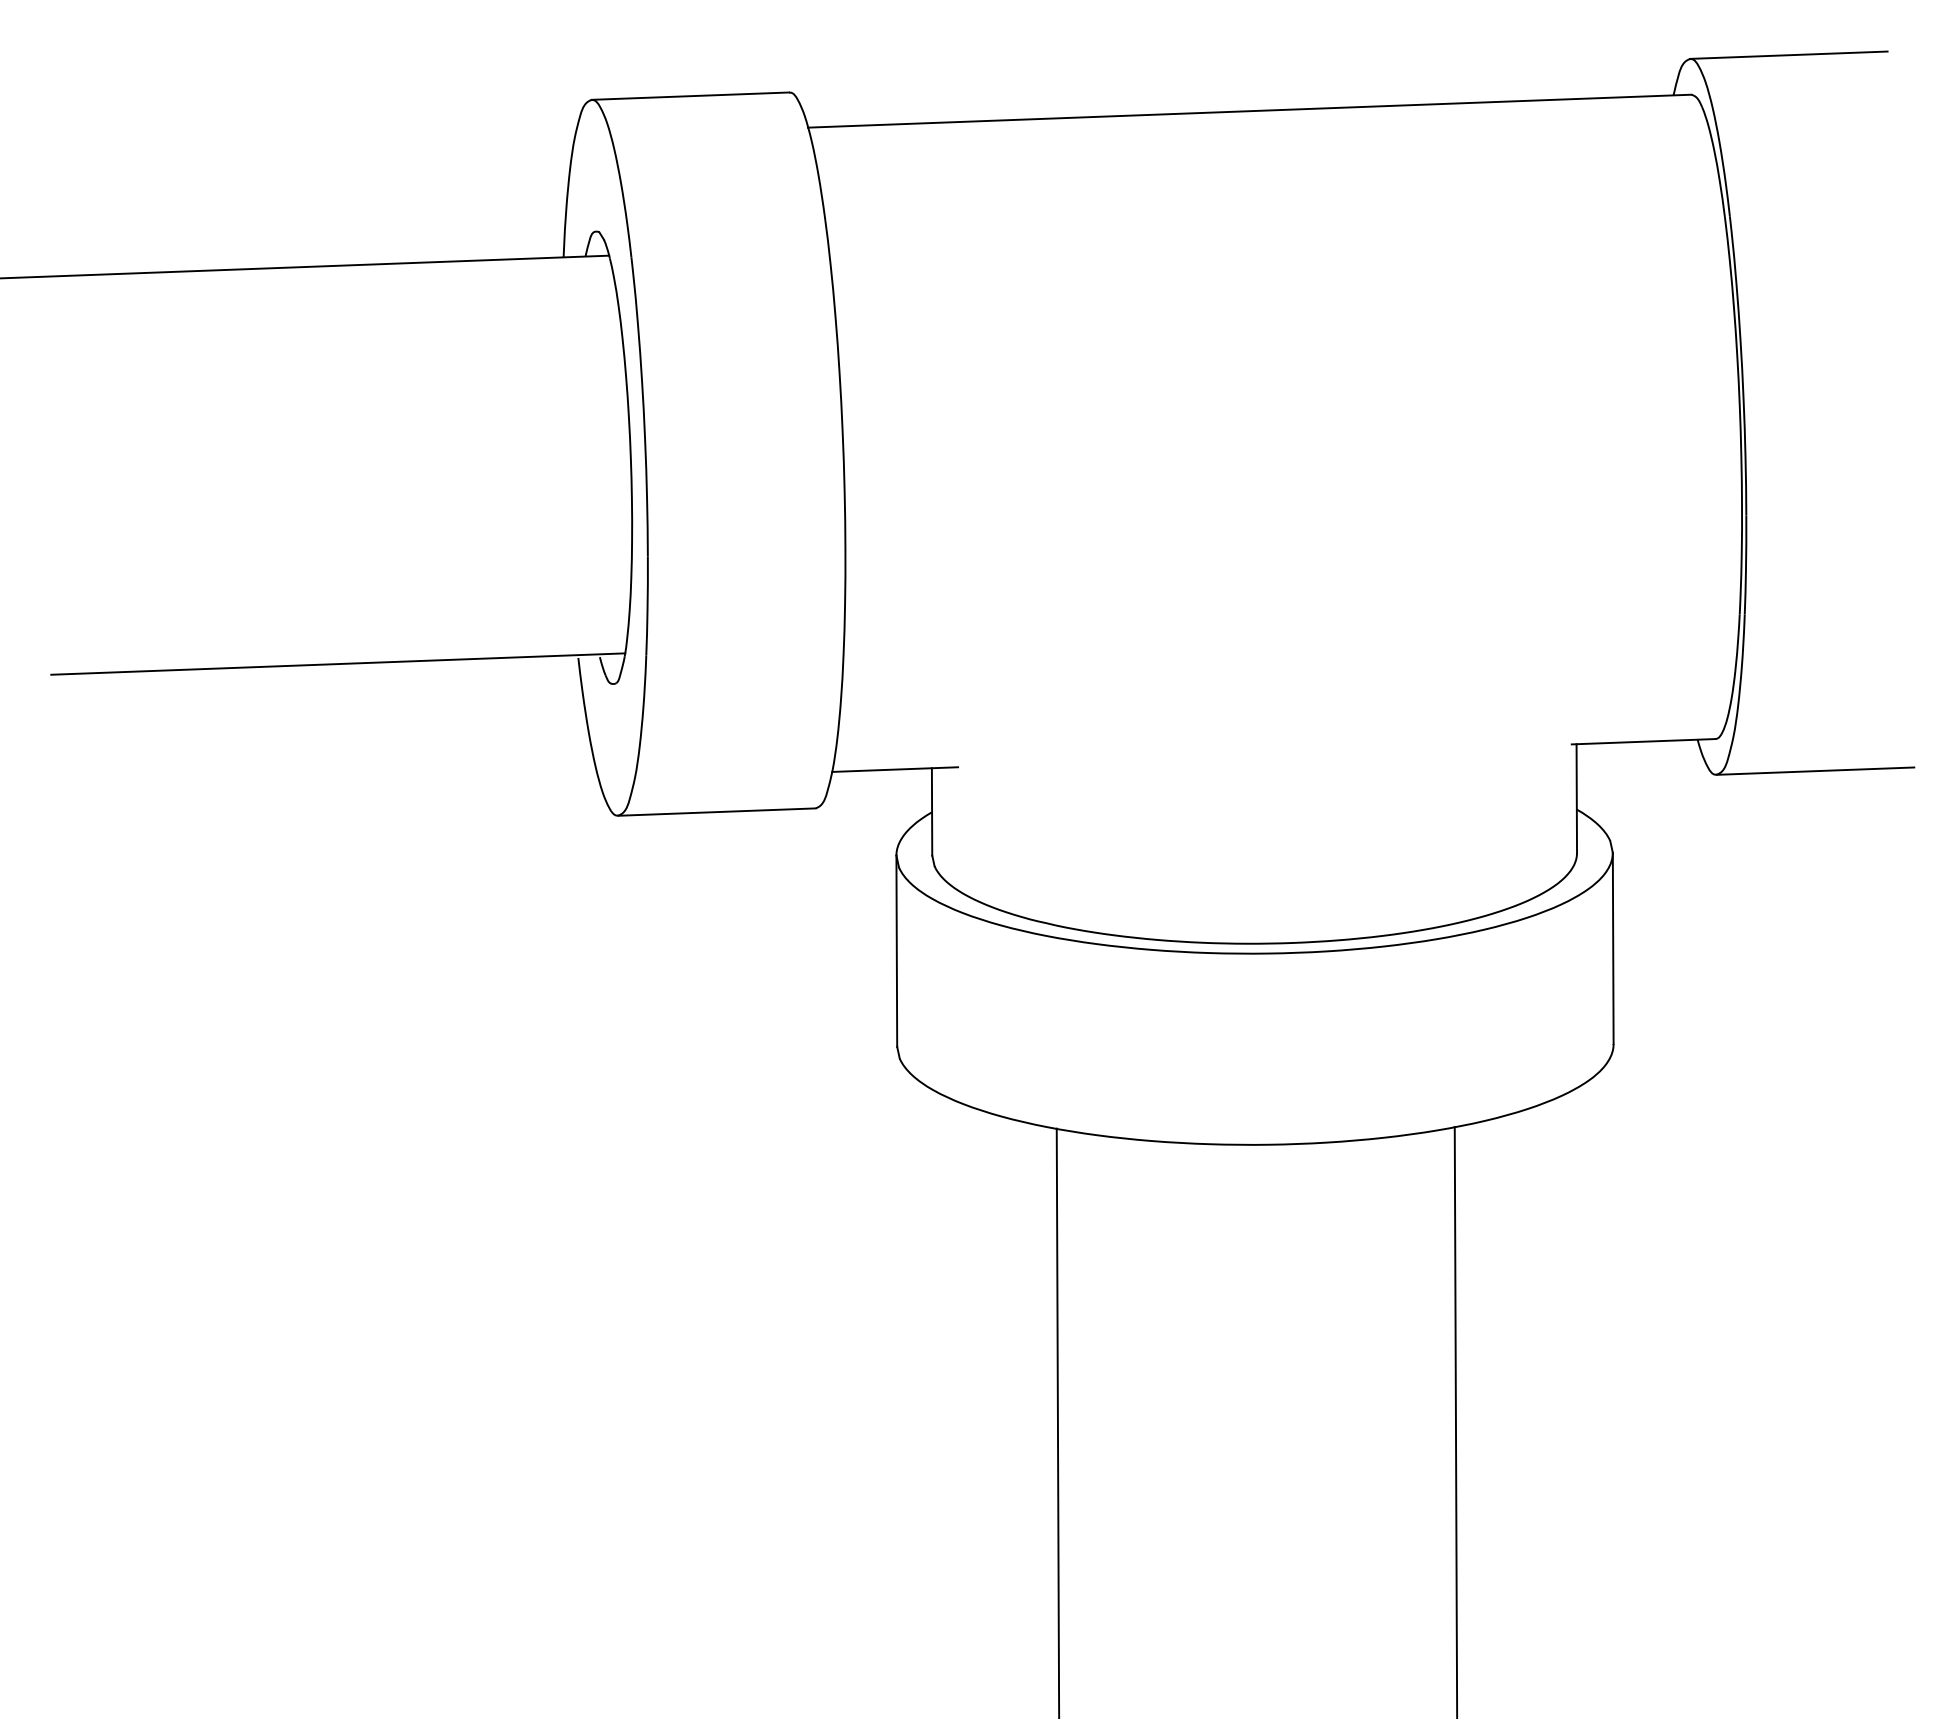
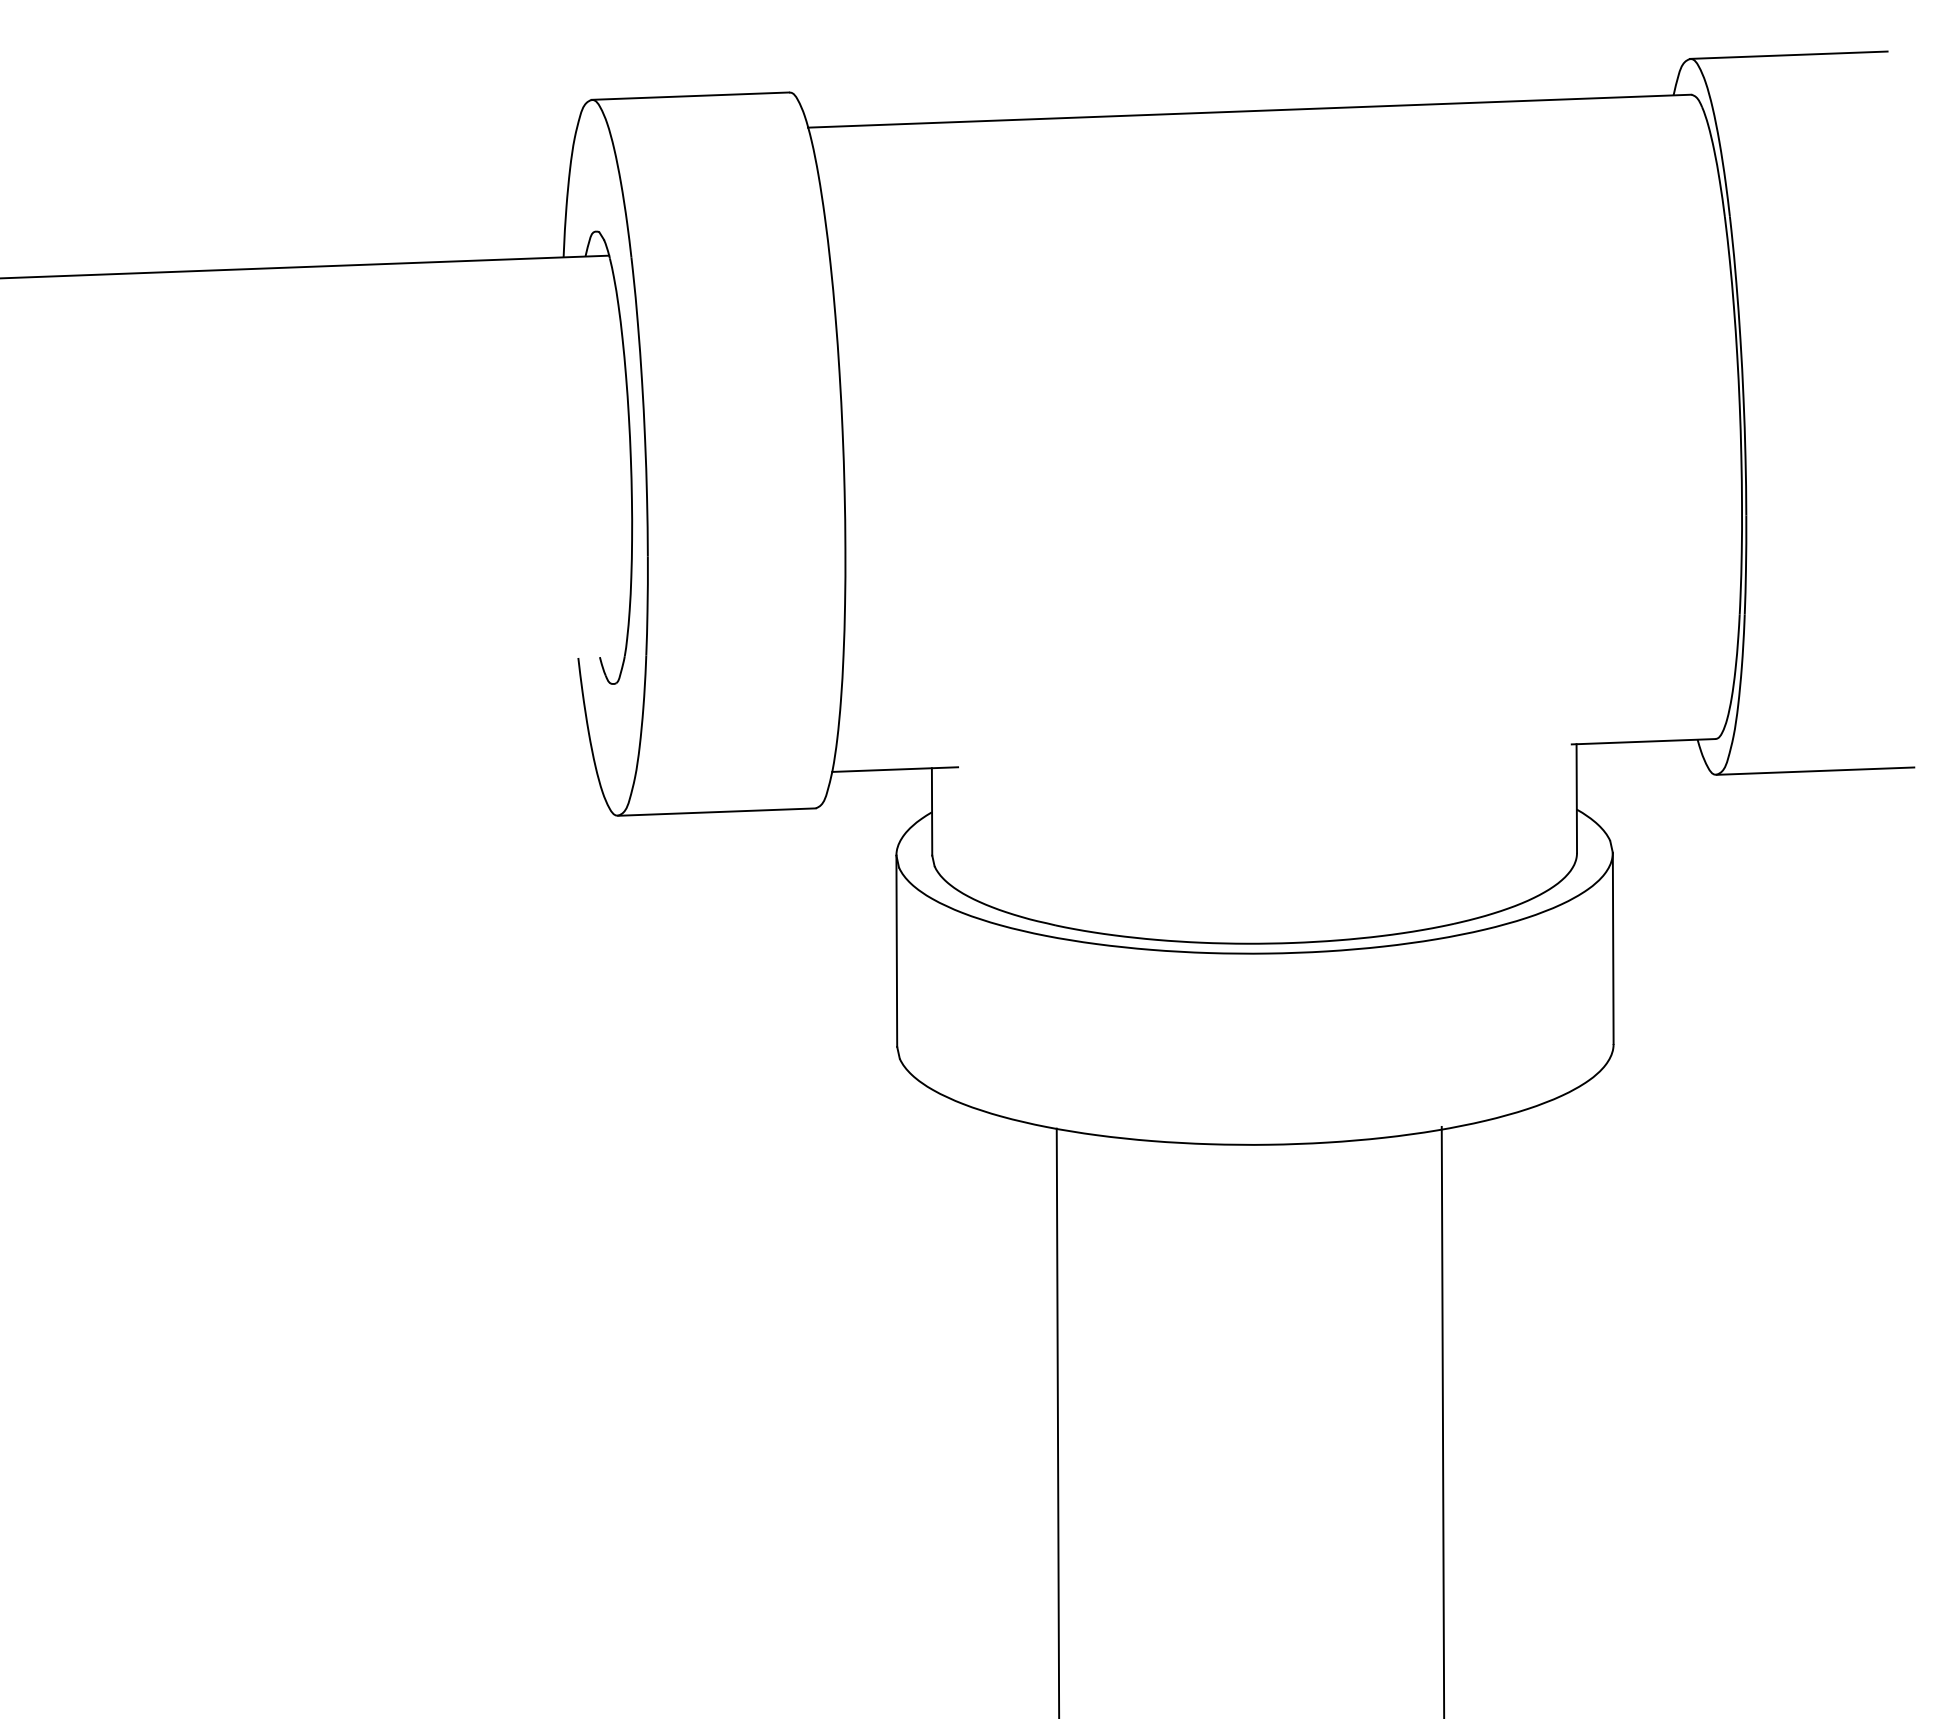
line: present -> none (338, 663)
line position: (1455, 1420) -> (1442, 1420) (1442, 1420)
